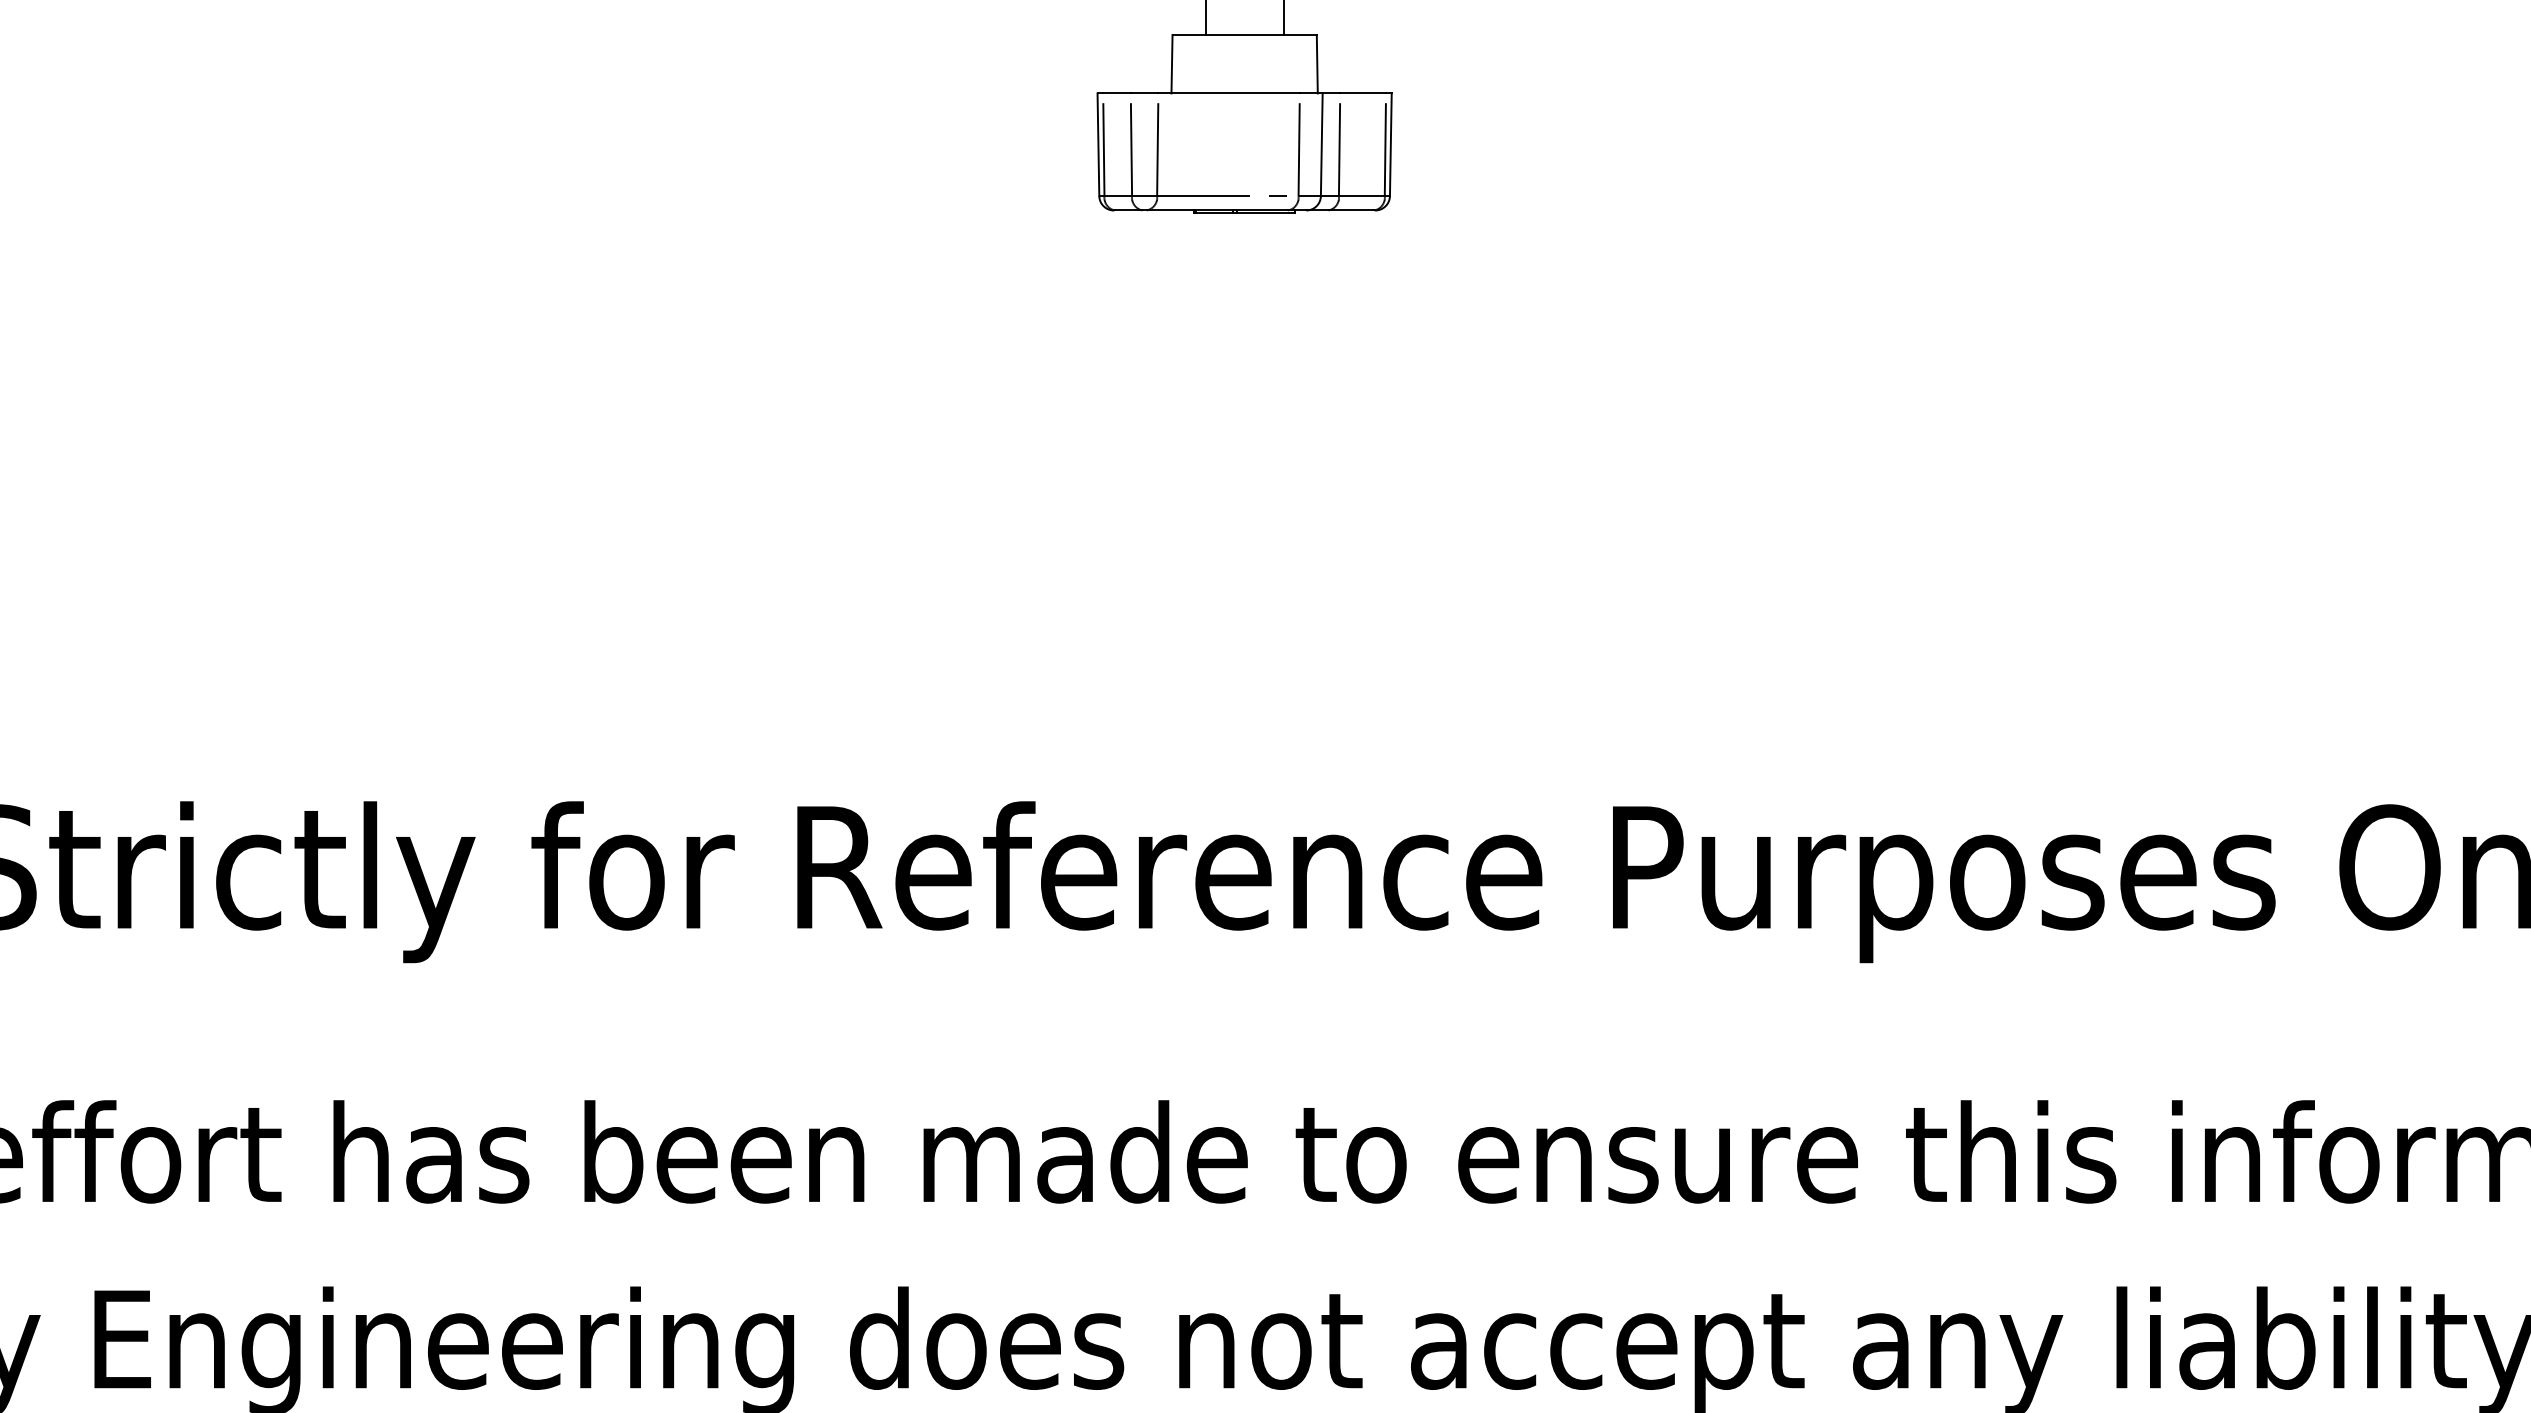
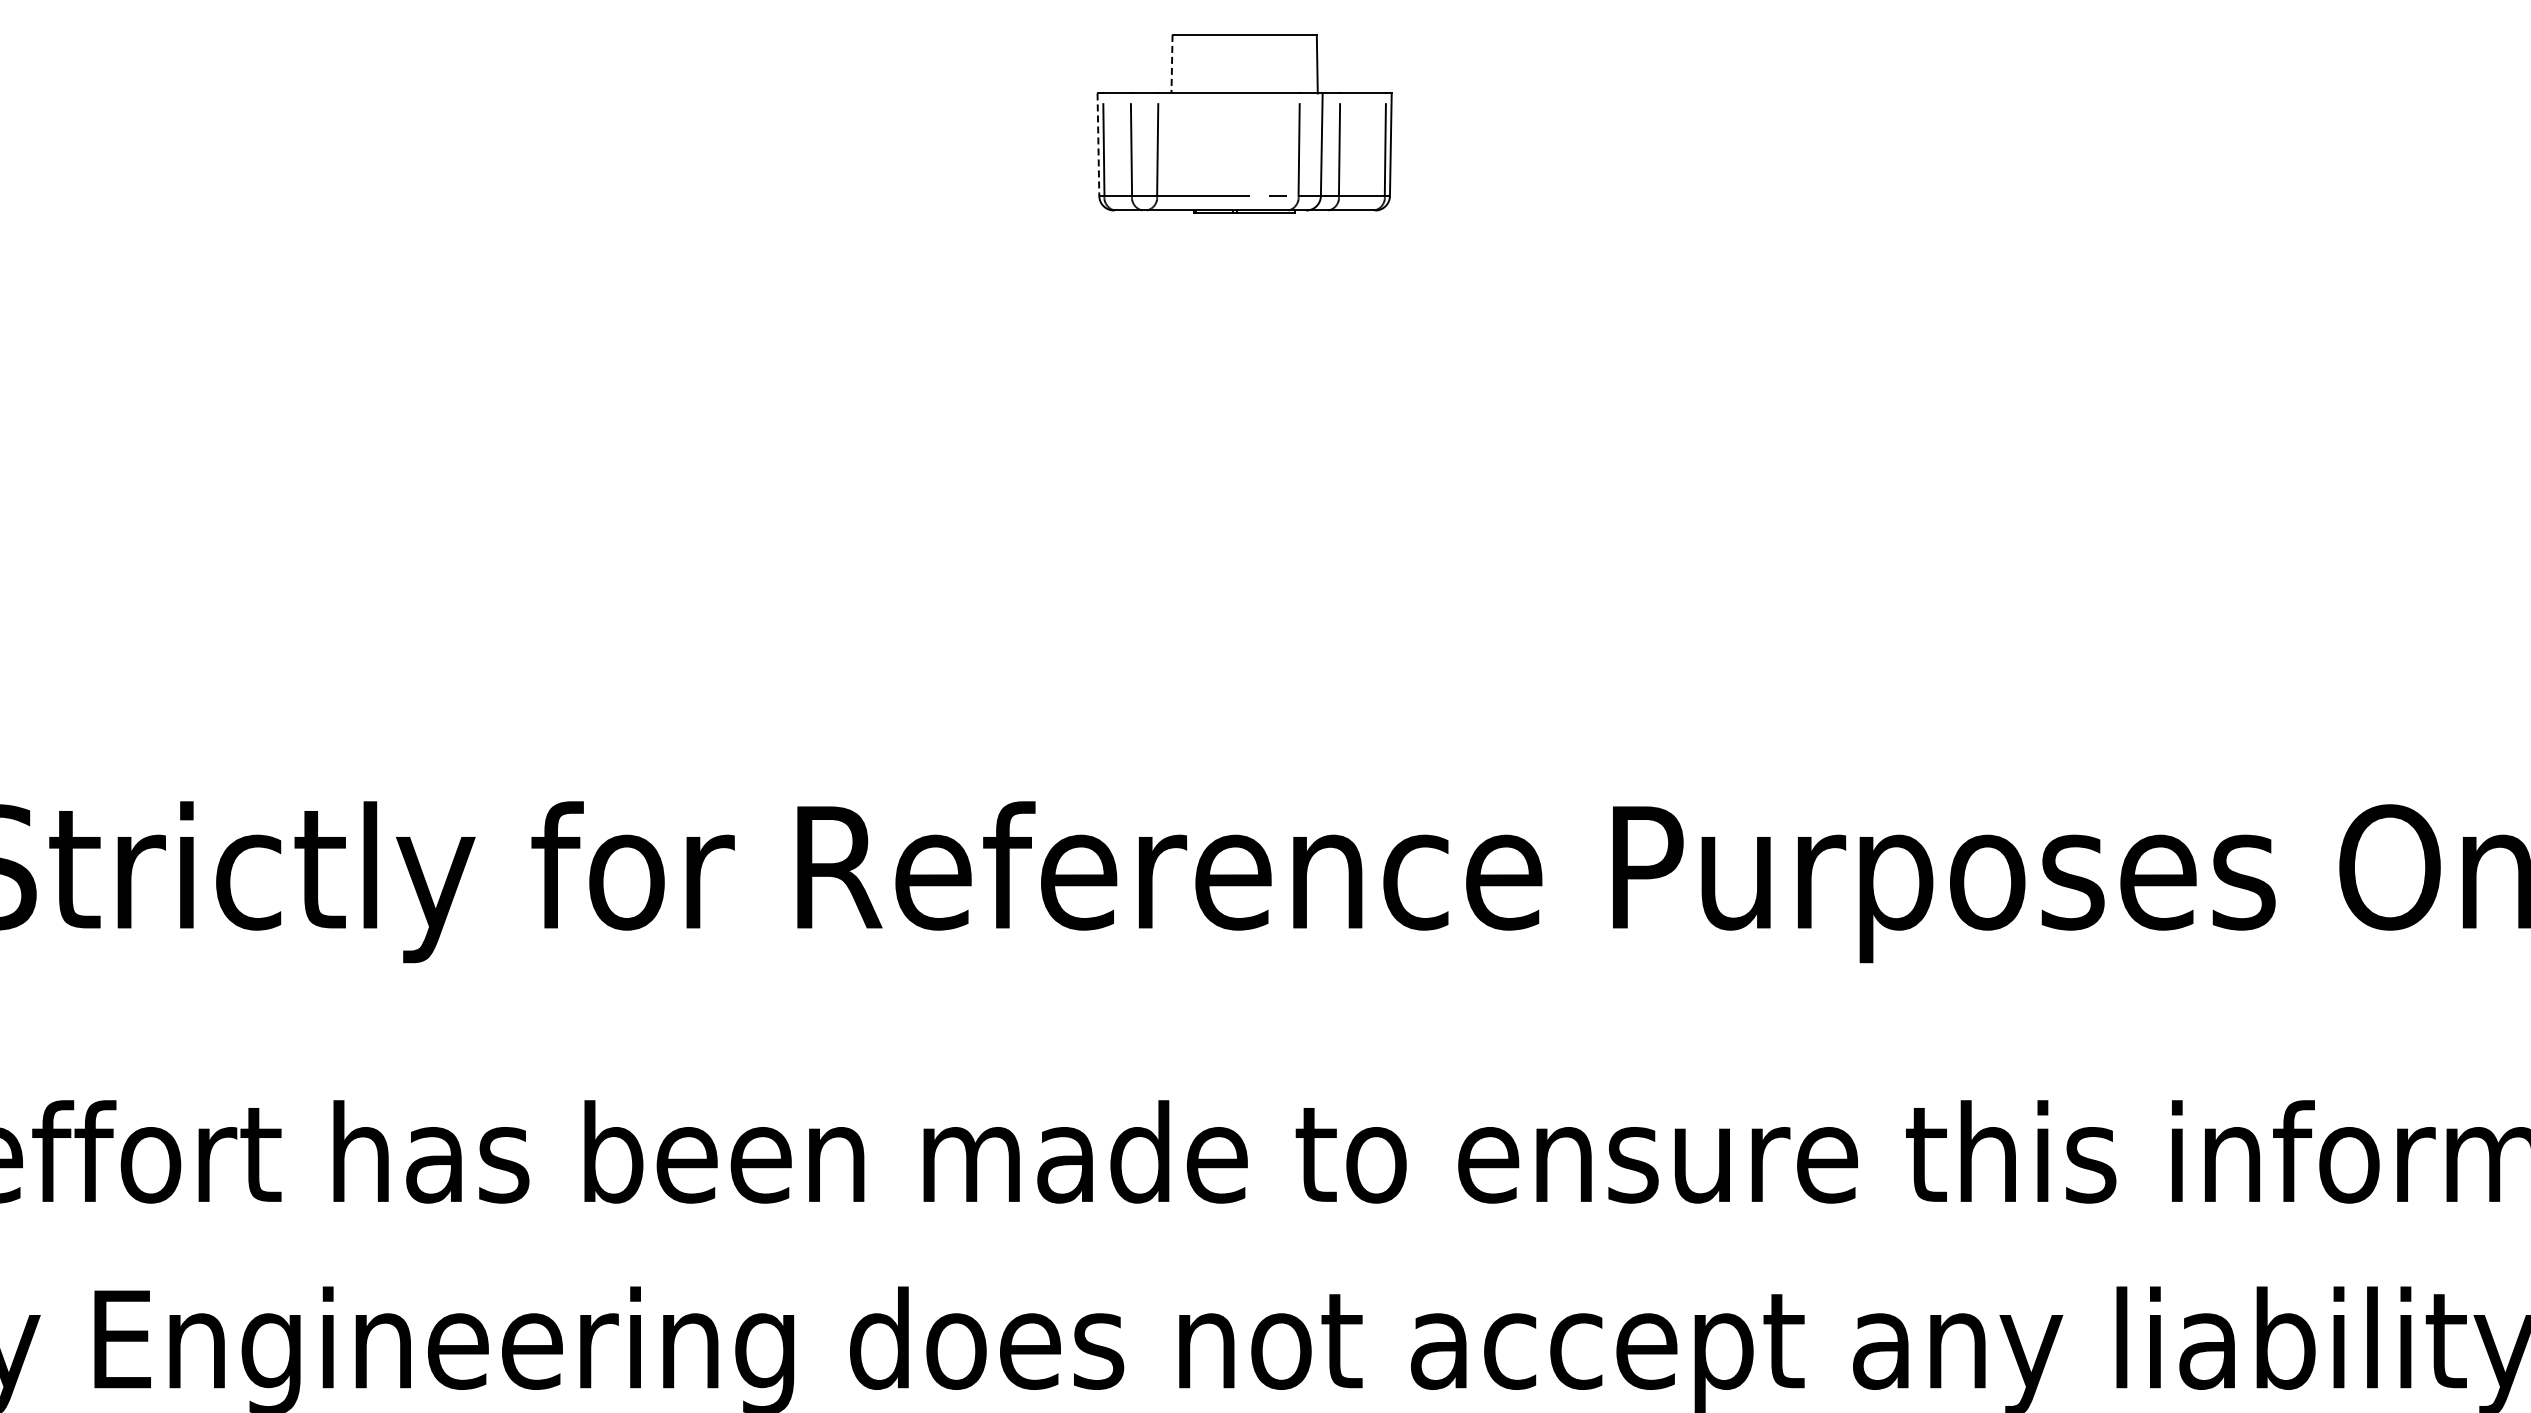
line: present -> none (1205, 18)
line: present -> none (1283, 18)
line: solid -> dashed (1172, 64)
line: solid -> dashed (1098, 145)
